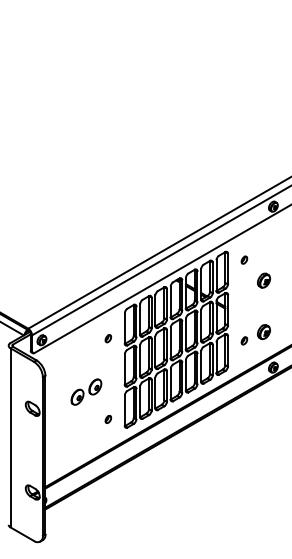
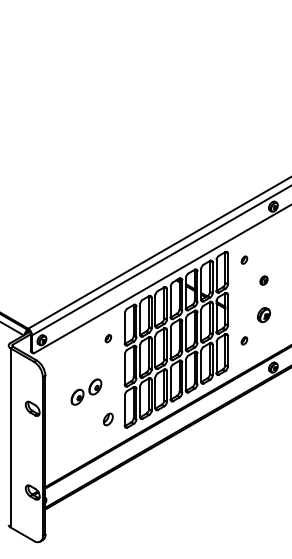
part size: 14x17 px -> 10x11 px (263, 280)
part position: (263, 332) -> (263, 315) (263, 315)
part size: 9x9 px -> 12x15 px (107, 419)
